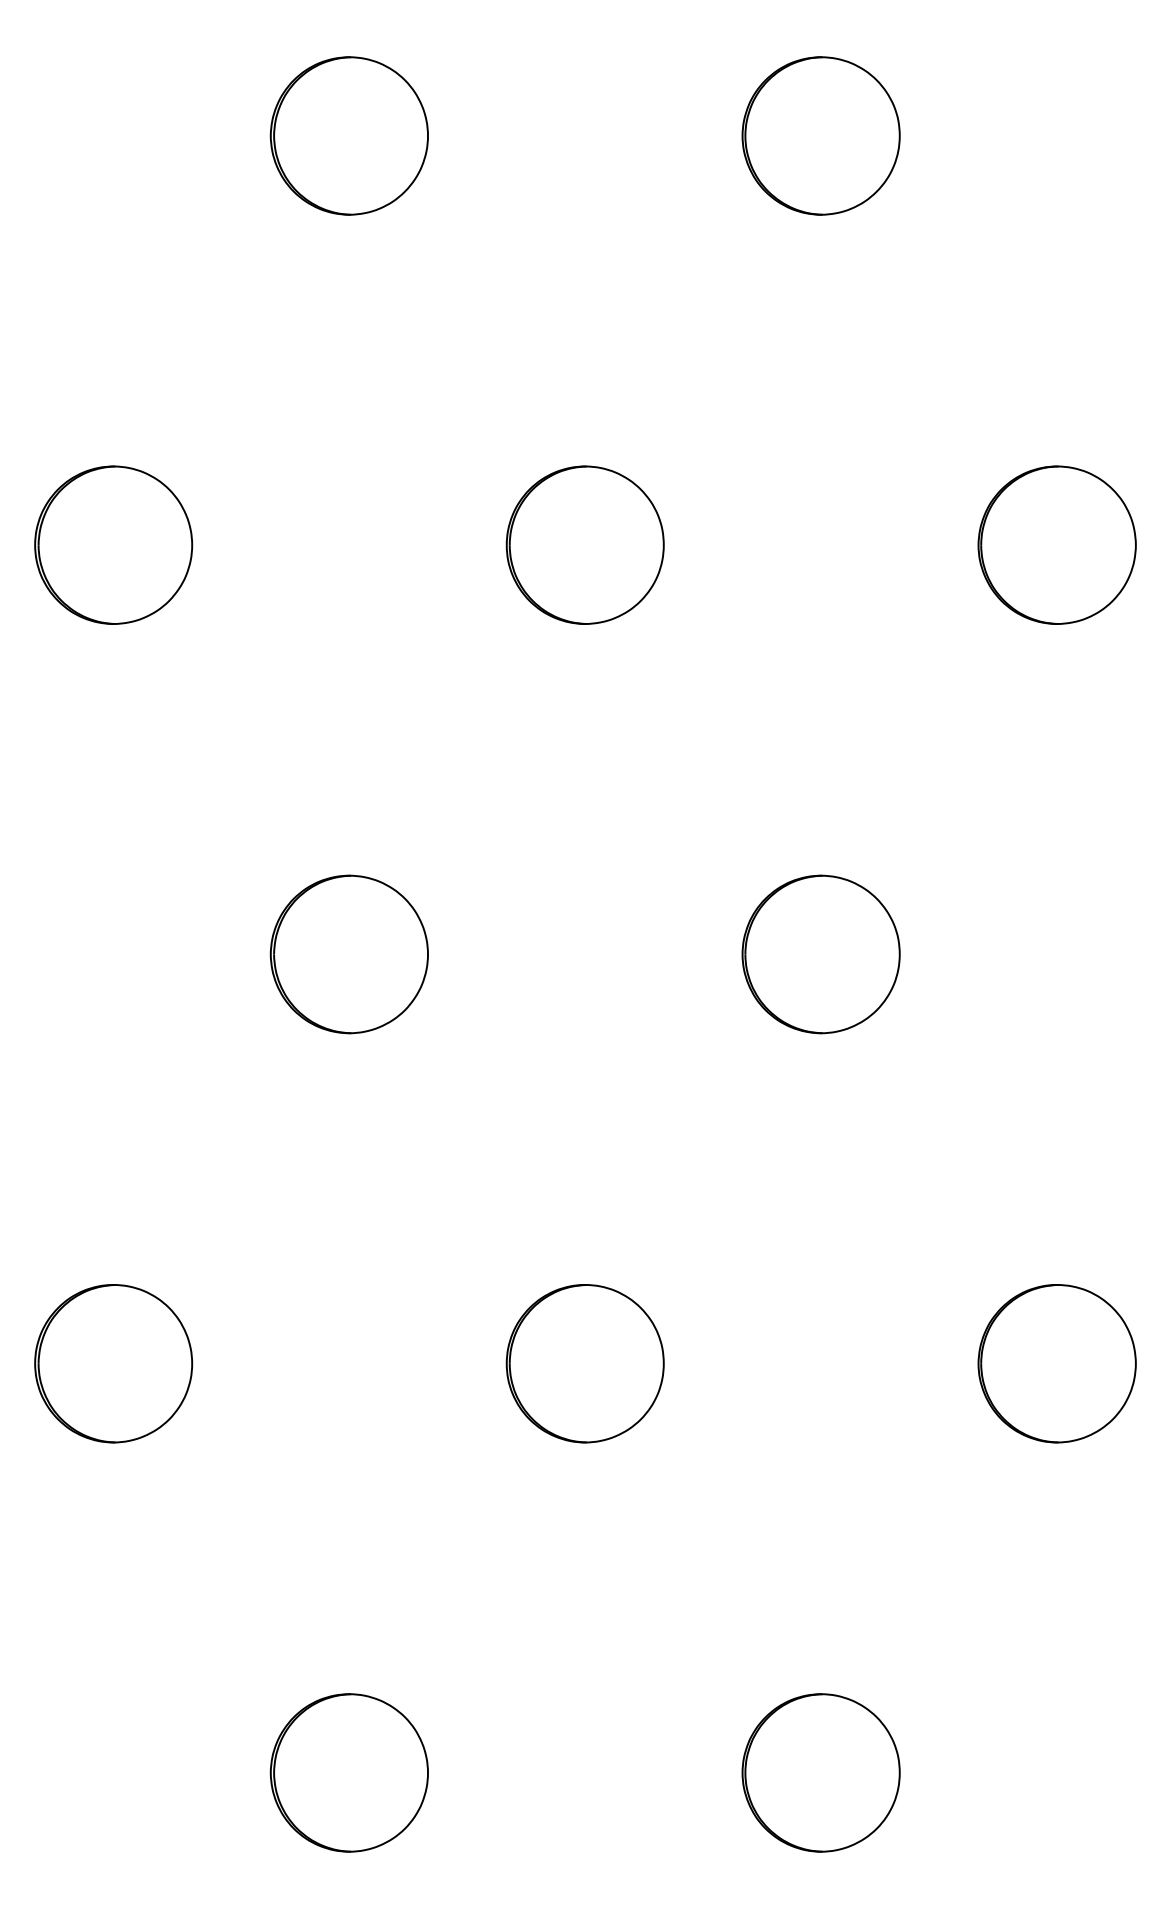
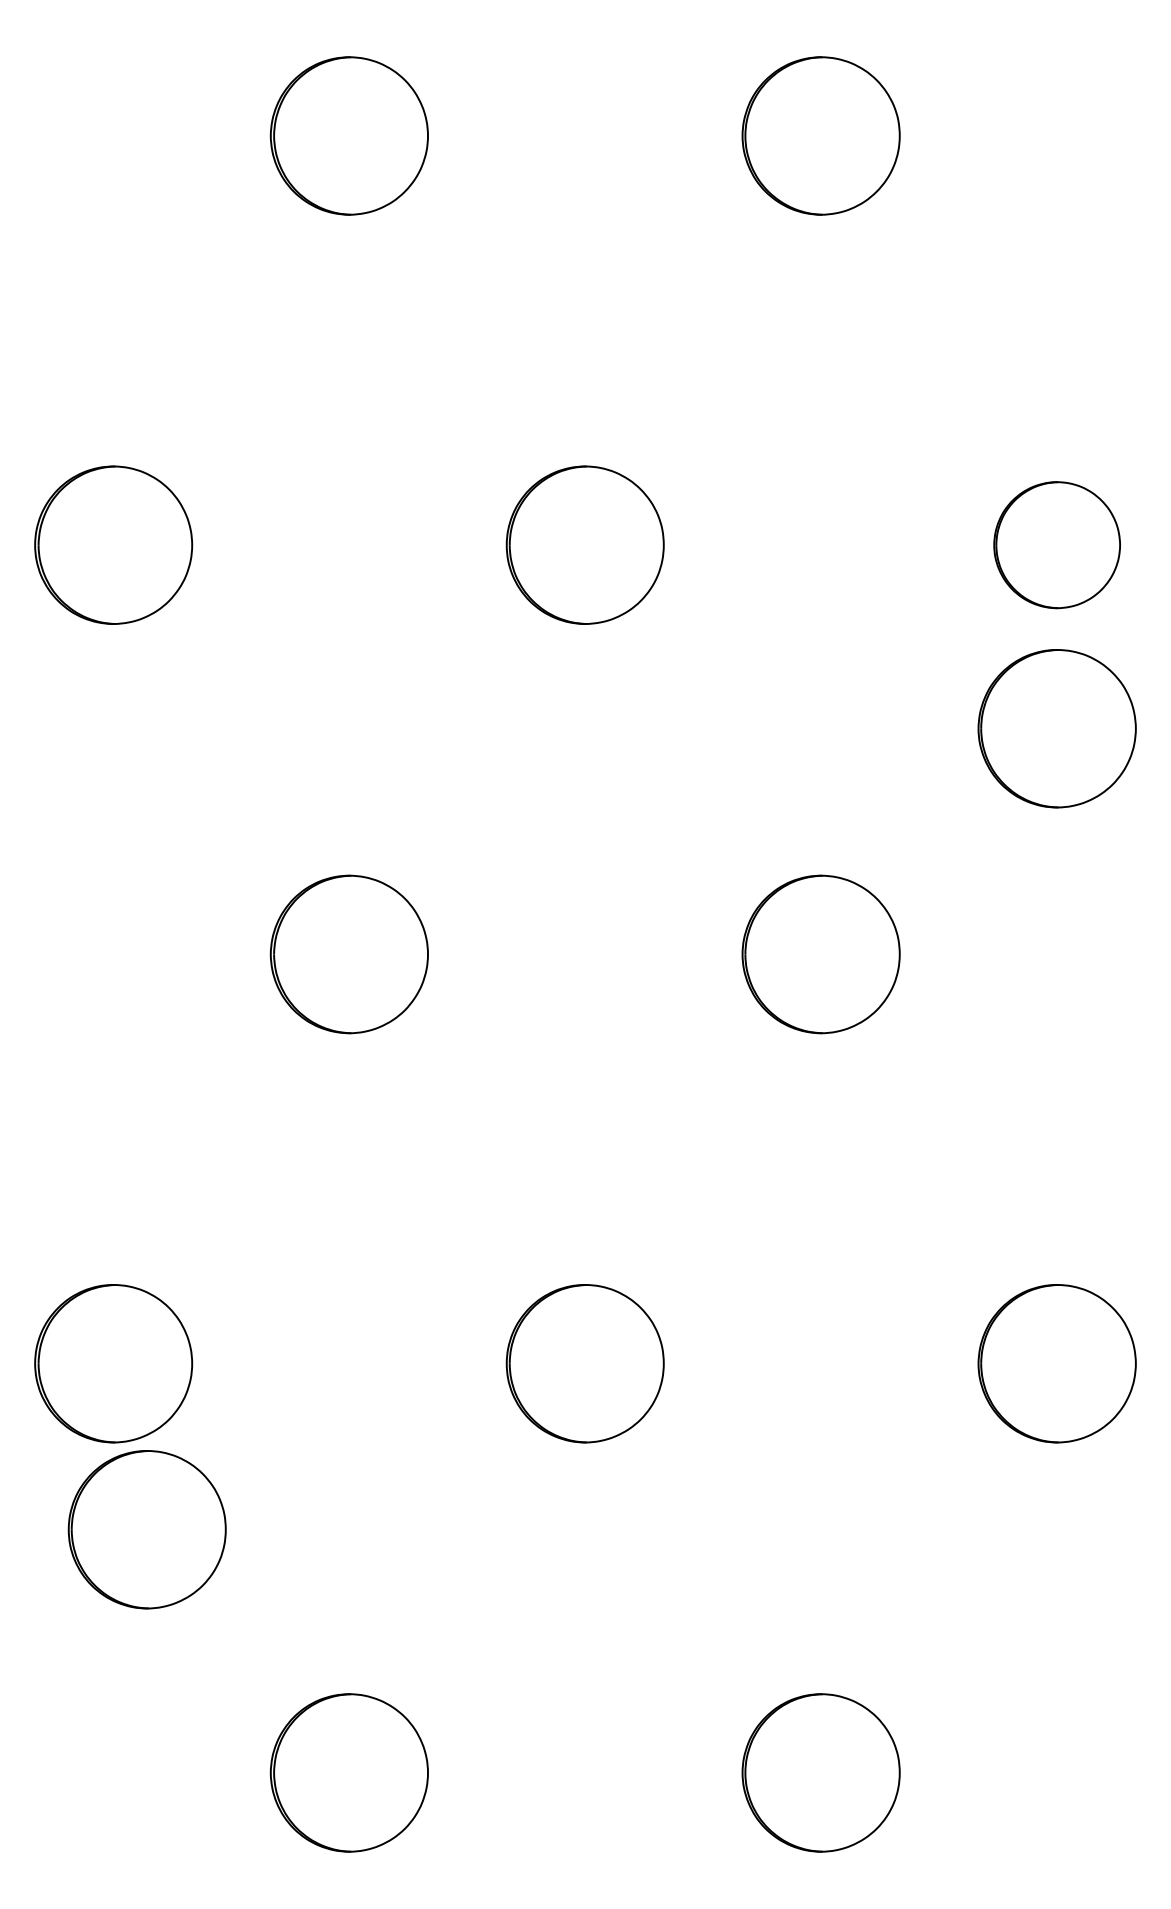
part size: 160x160 px -> 128x129 px (1056, 545)
part: none -> present (1056, 728)
part: none -> present (146, 1529)
